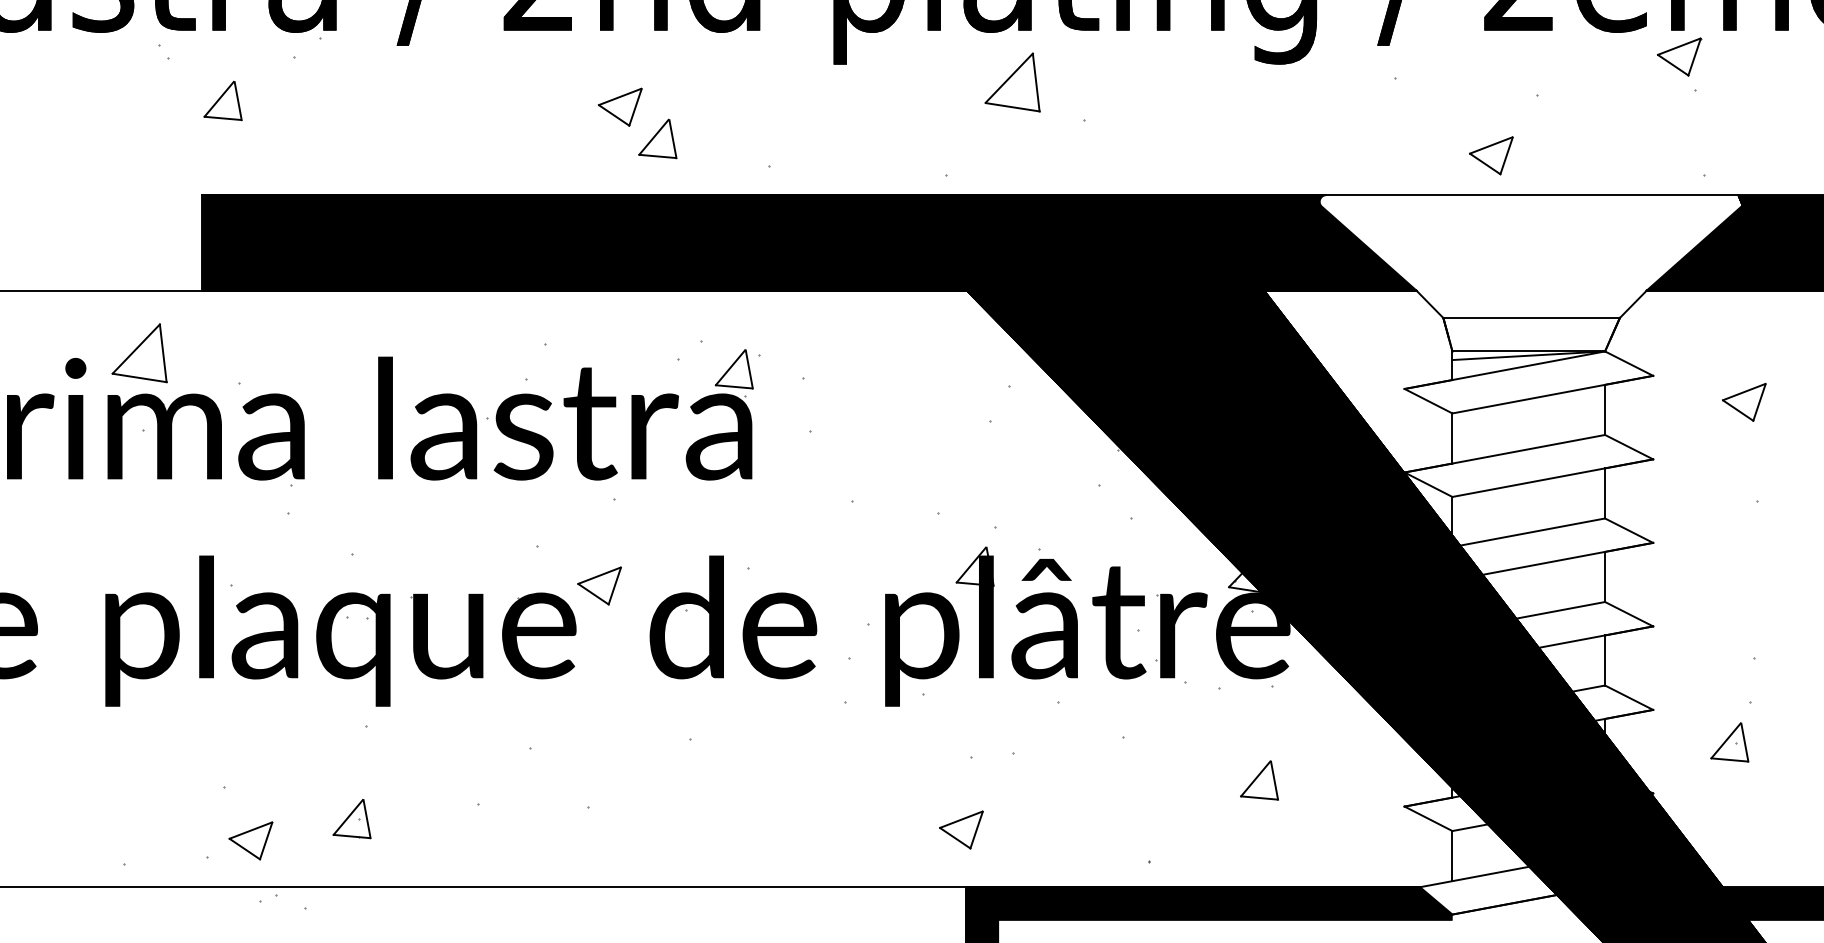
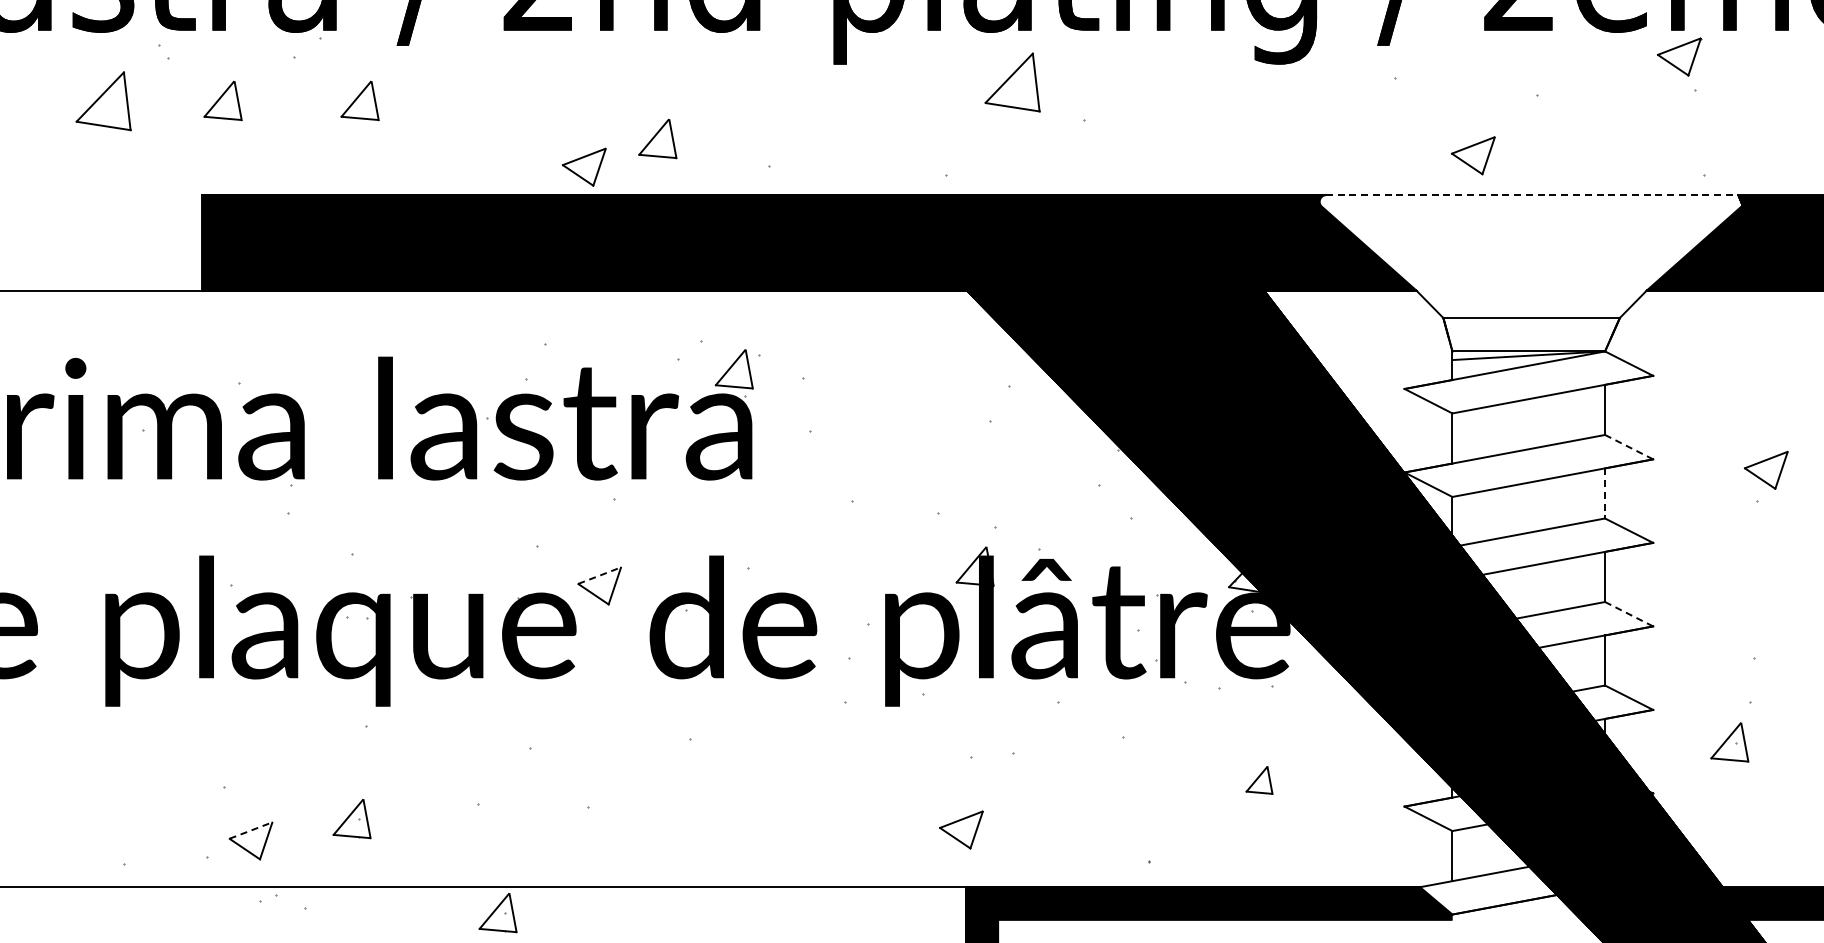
part: none -> present (359, 100)
part position: (619, 106) -> (583, 166) (583, 166)
part position: (1491, 155) -> (1473, 155) (1473, 155)
line: solid -> dashed (1531, 195)
part position: (139, 353) -> (103, 101) (103, 101)
part position: (1744, 401) -> (1766, 469) (1766, 469)
line: solid -> dashed (1629, 447)
line: solid -> dashed (1605, 493)
line: solid -> dashed (599, 575)
line: solid -> dashed (1629, 614)
part size: 39x41 px -> 29x29 px (1259, 780)
line: solid -> dashed (250, 830)
part: none -> present (497, 913)
